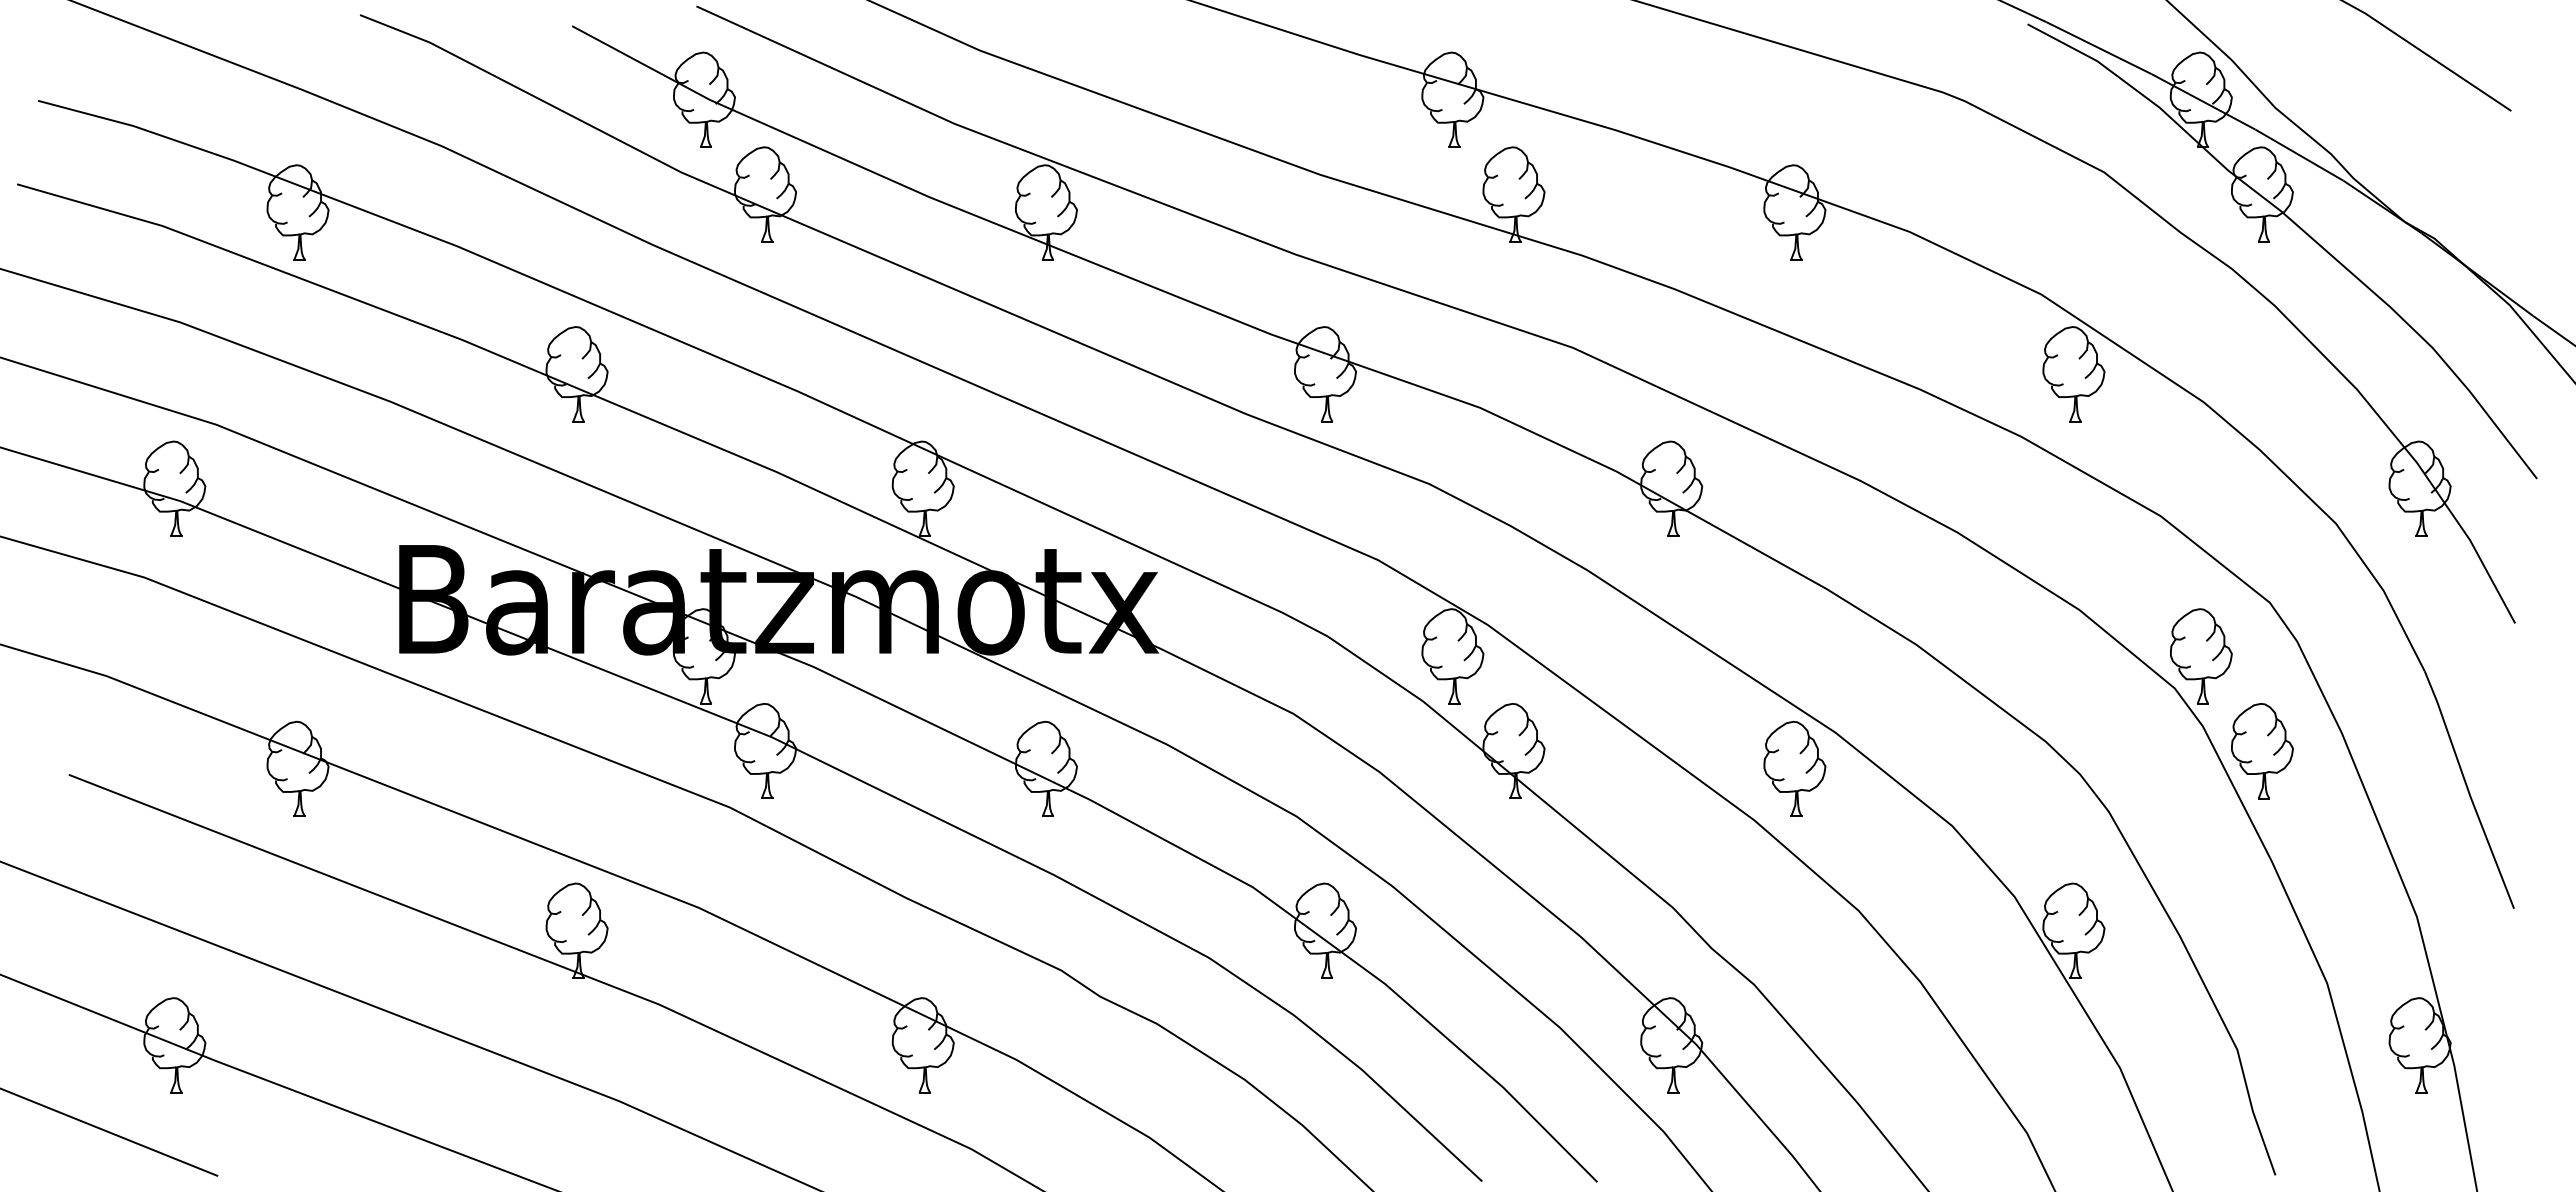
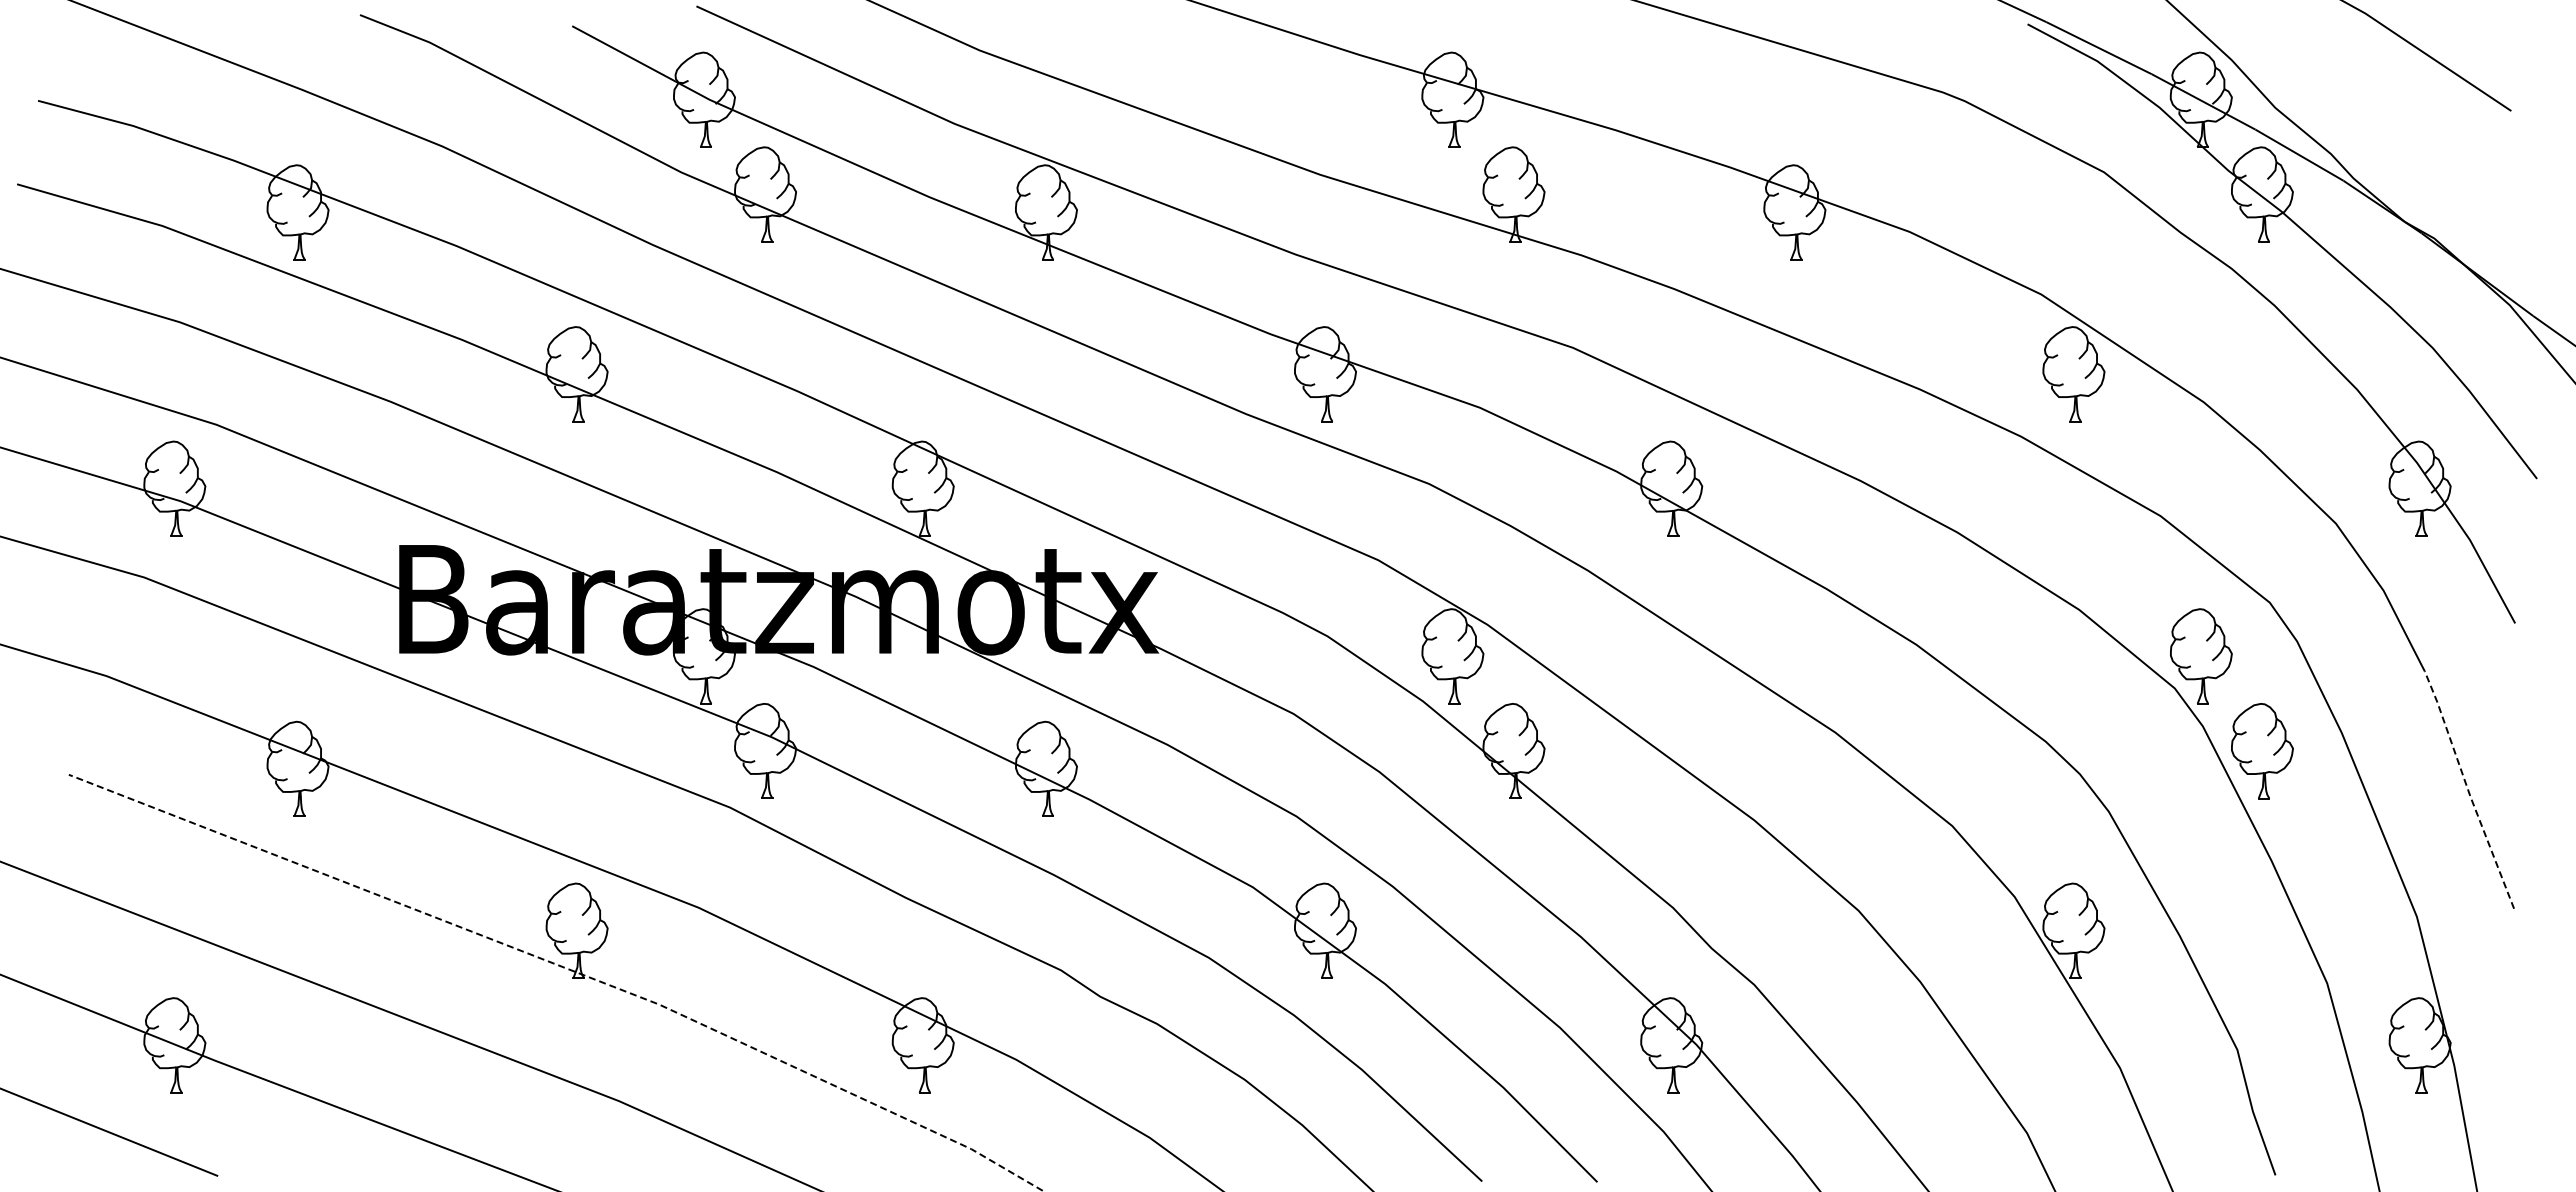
part: present -> none (1794, 768)
line: solid -> dashed (2468, 789)
line: solid -> dashed (565, 967)
